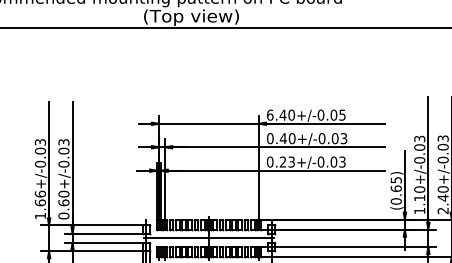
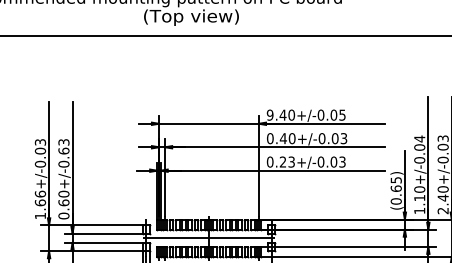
line position: (225, 27) -> (225, 35) (225, 35)
text: 6.40+/-0.05 -> 9.40+/-0.05 (269, 114)
text: 1.10+/-0.03 -> 1.10+/-0.04 (419, 138)
text: 0.60+/-0.03 -> 0.60+/-0.63 (63, 150)
